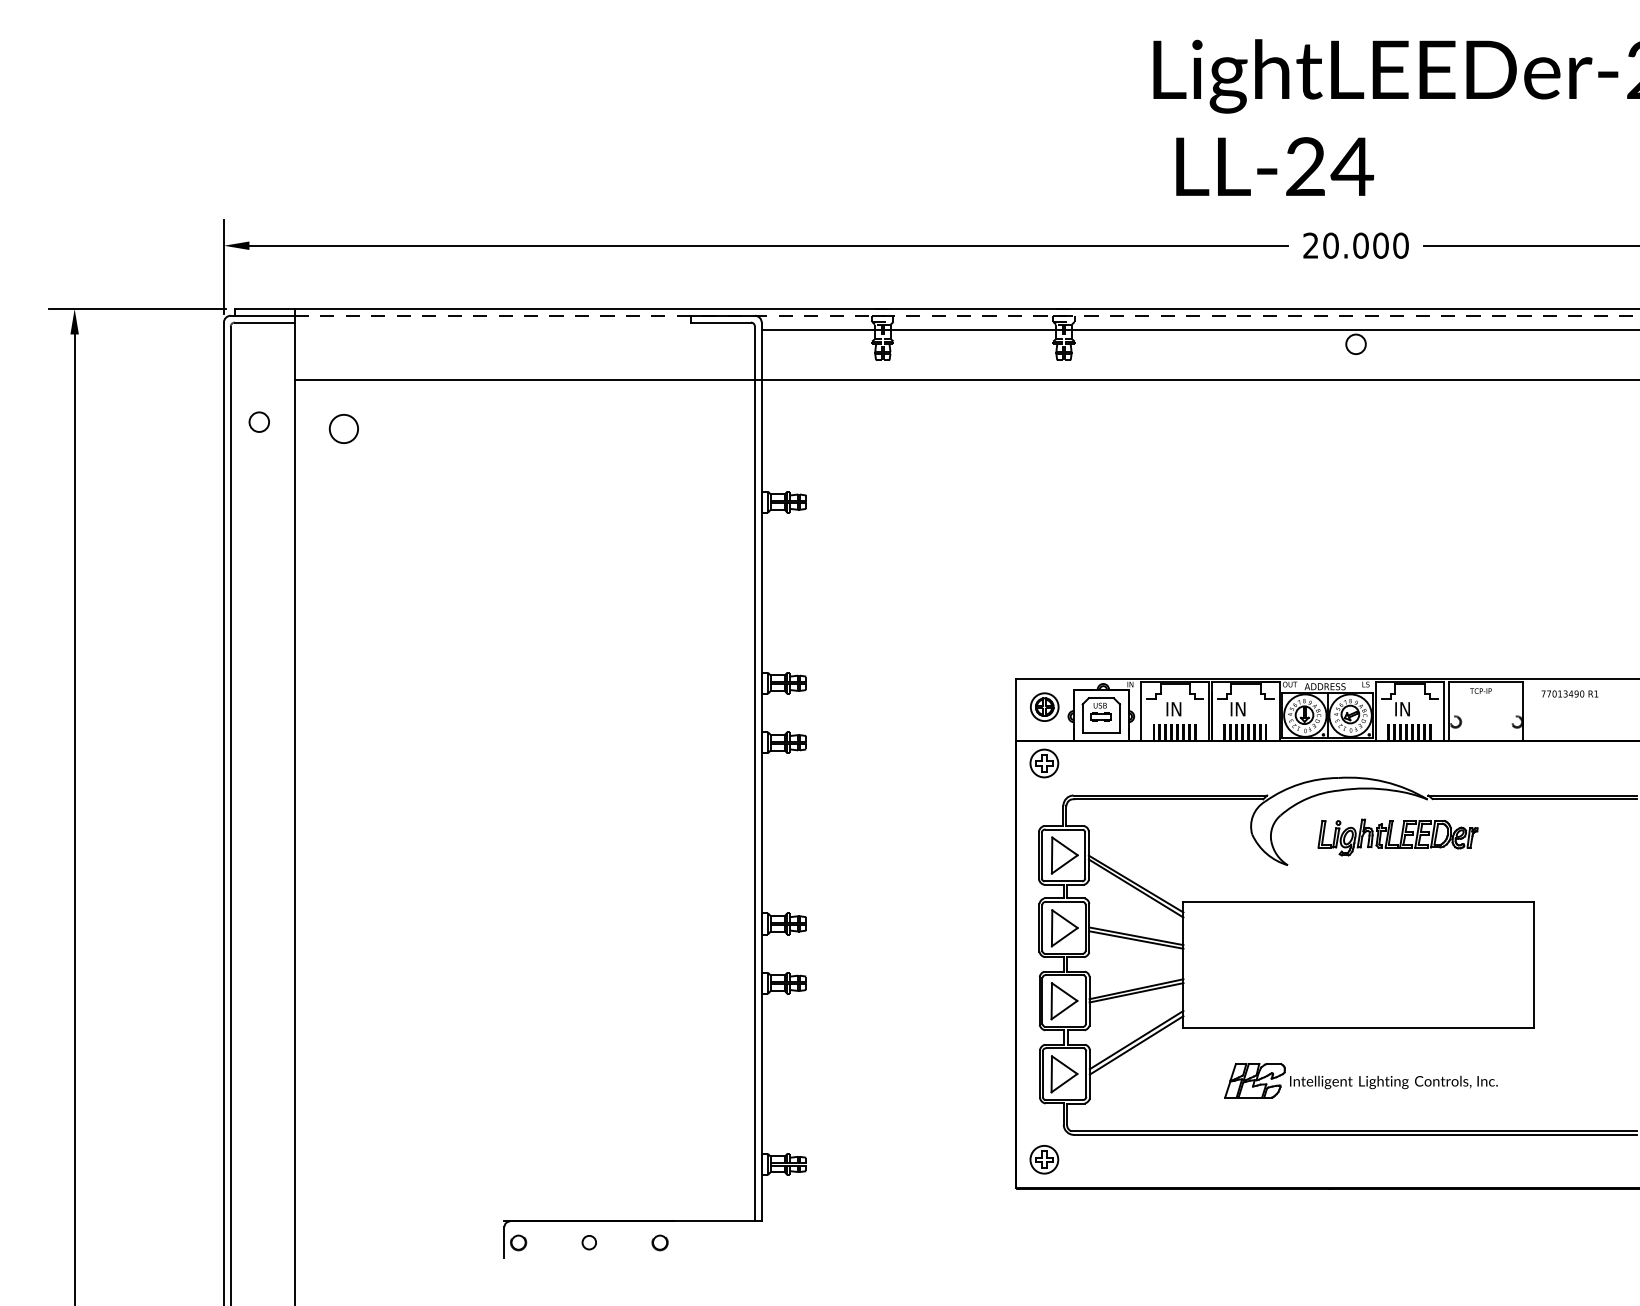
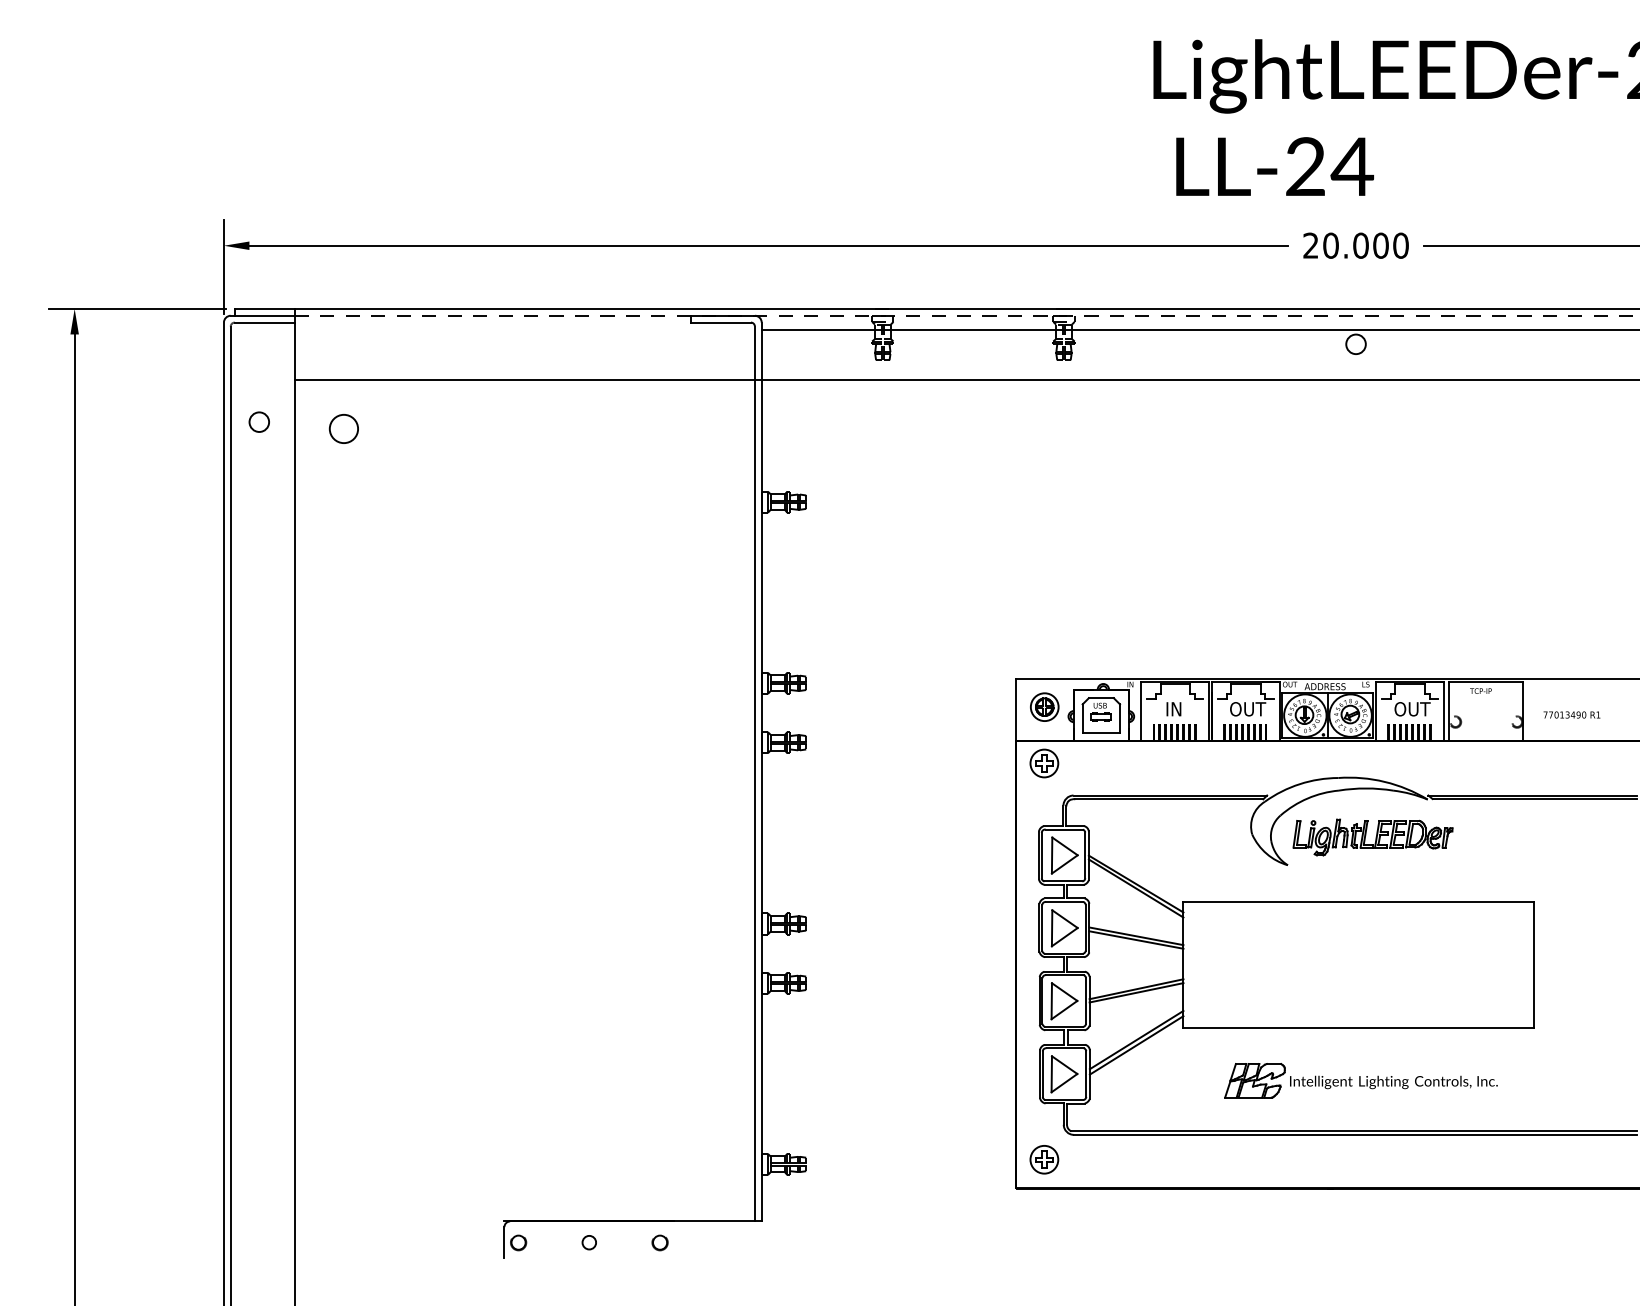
text position: (1569, 693) -> (1571, 714) (1571, 714)
text: IN -> OUT (1248, 709)
text: IN -> OUT (1412, 709)
part position: (1397, 837) -> (1372, 837) (1372, 837)
